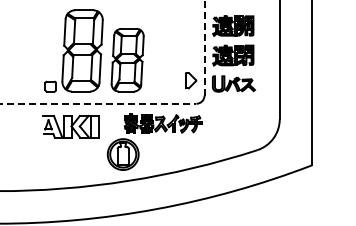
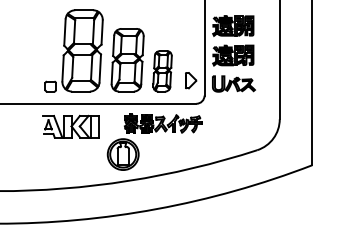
line: dashed -> solid (204, 47)
part: none -> present (162, 71)
line: dashed -> solid (98, 103)
